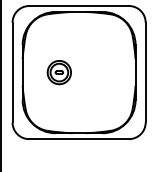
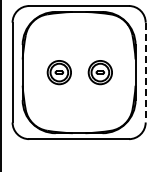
part: none -> present (99, 72)
line: solid -> dashed (145, 72)
